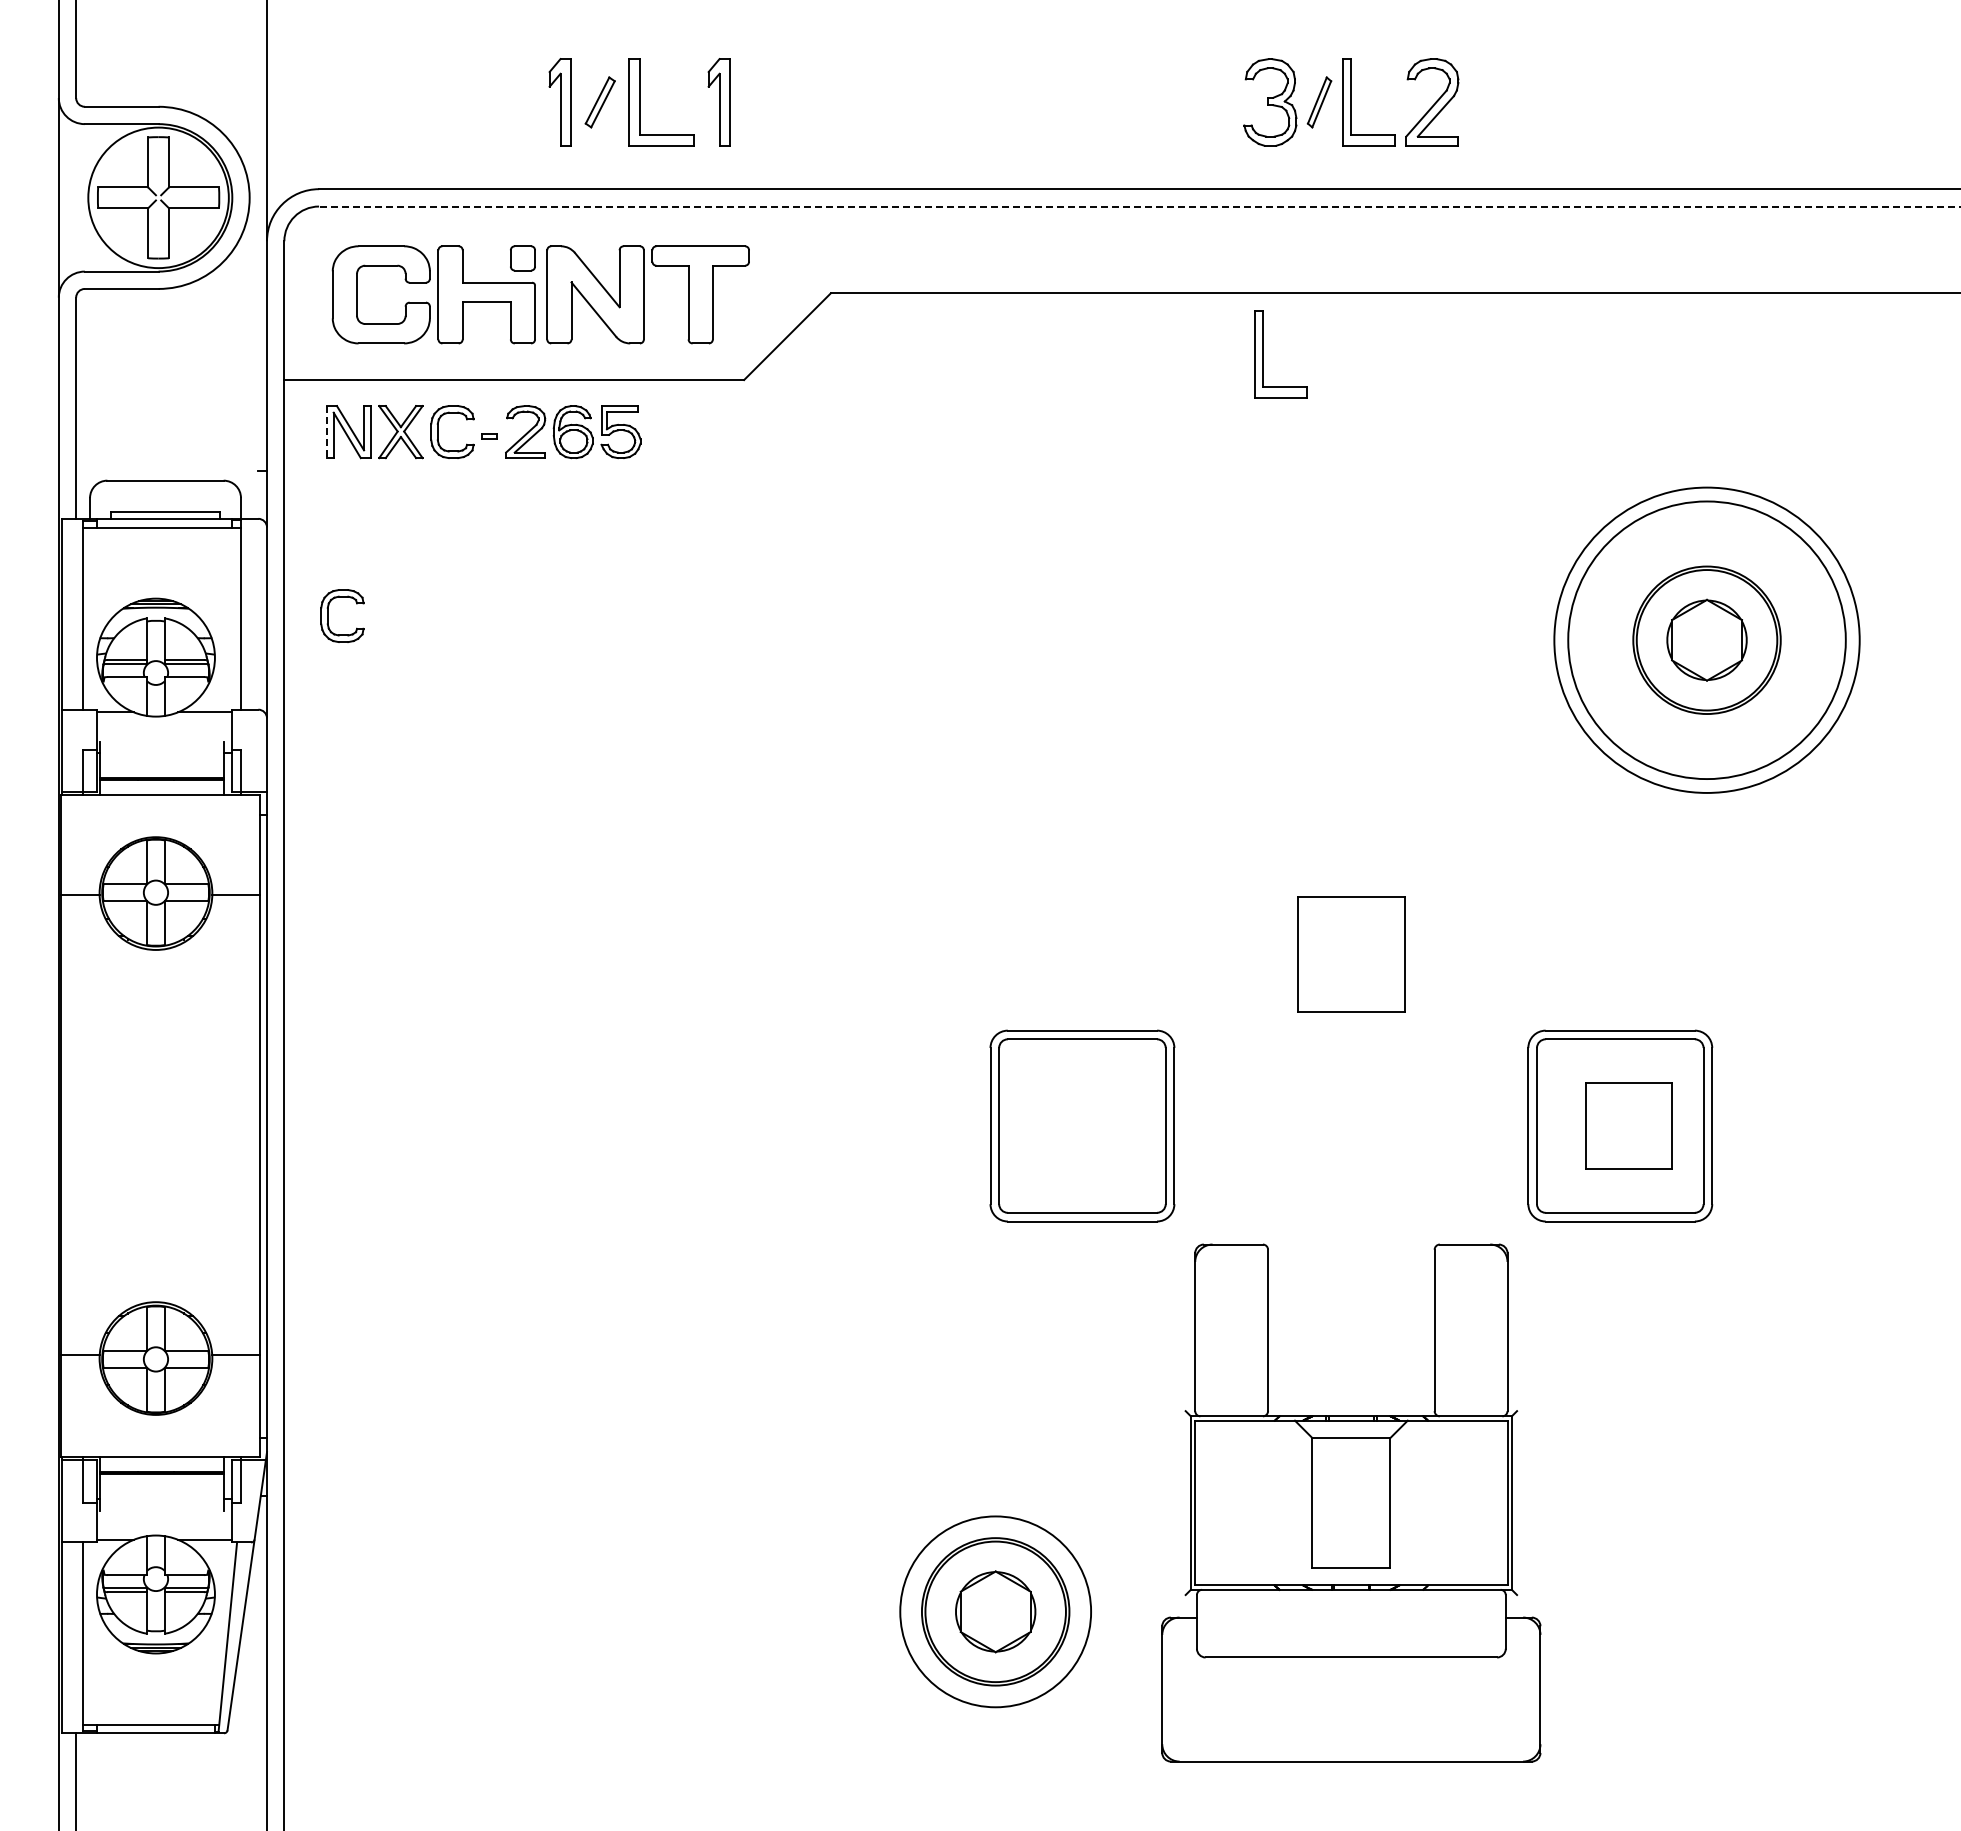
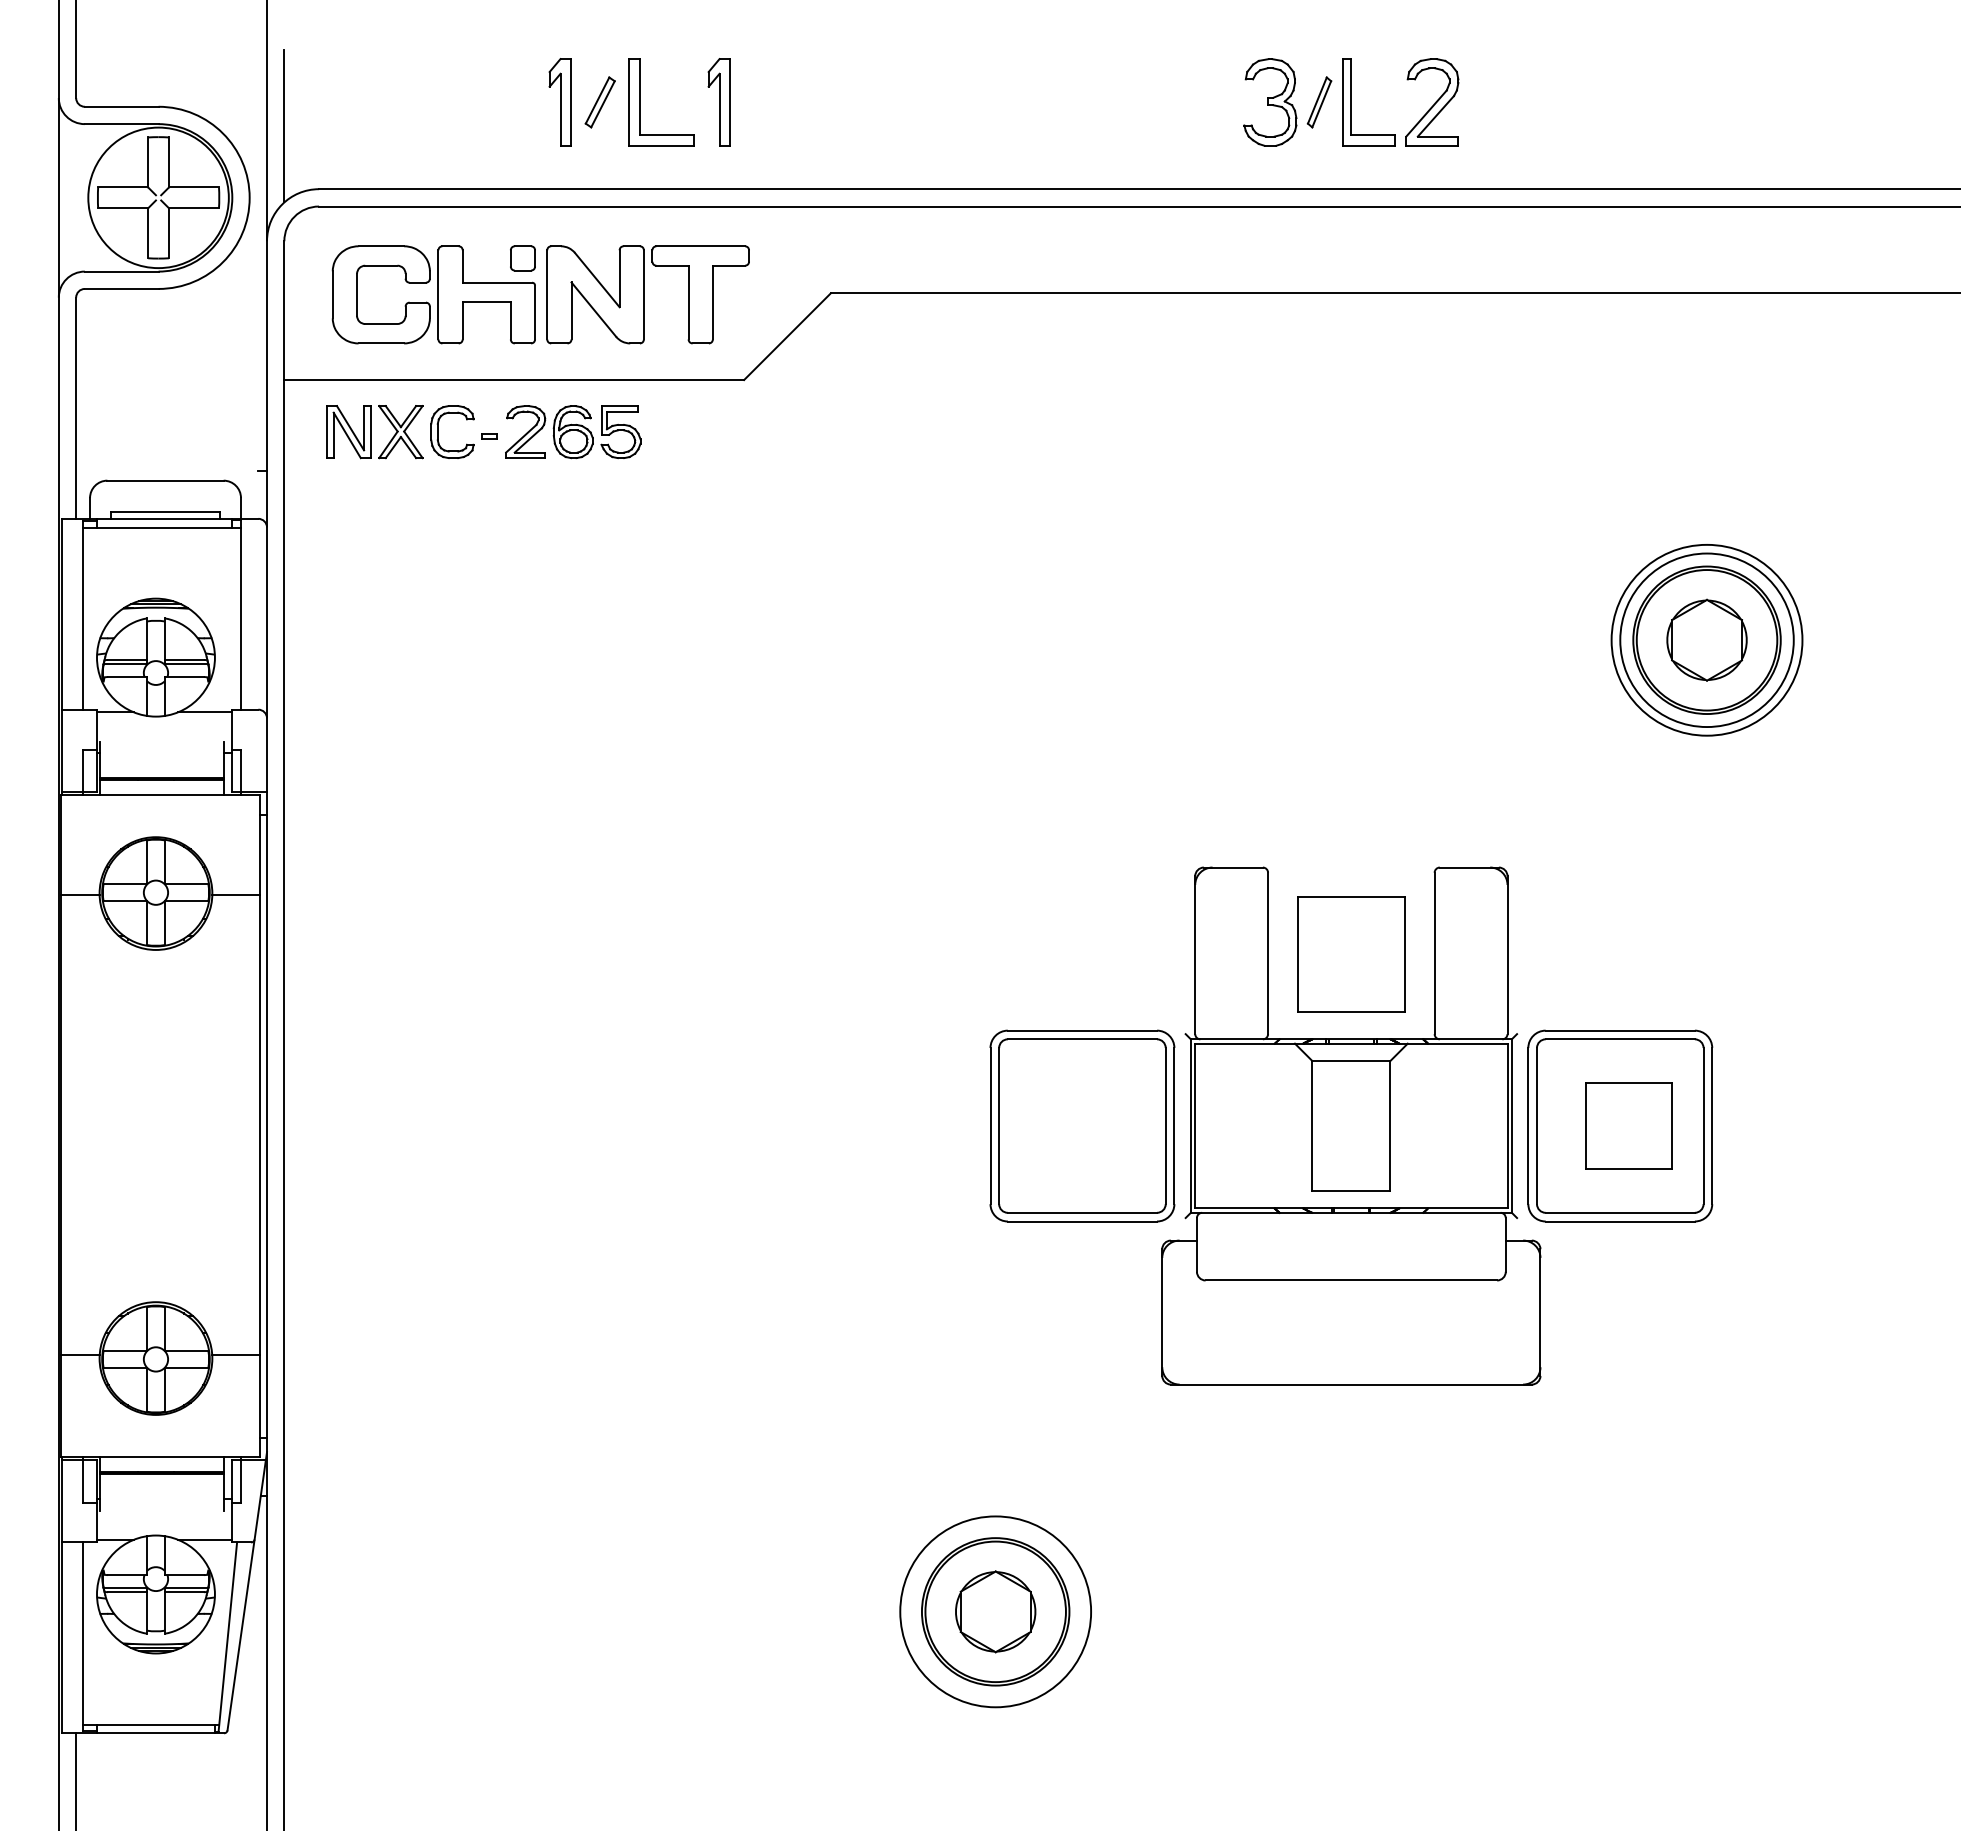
line: none -> present (284, 126)
line: dashed -> solid (1139, 206)
part: present -> none (1263, 354)
line: dashed -> solid (327, 432)
part: present -> none (328, 615)
circle diameter: 305 px -> 191 px (1706, 639)
circle diameter: 278 px -> 173 px (1706, 640)
part position: (1351, 1502) -> (1351, 1125) (1351, 1125)
